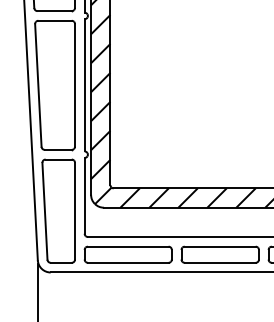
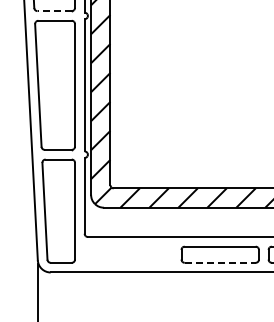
line: solid -> dashed (54, 11)
part: present -> none (127, 254)
line: solid -> dashed (220, 262)
